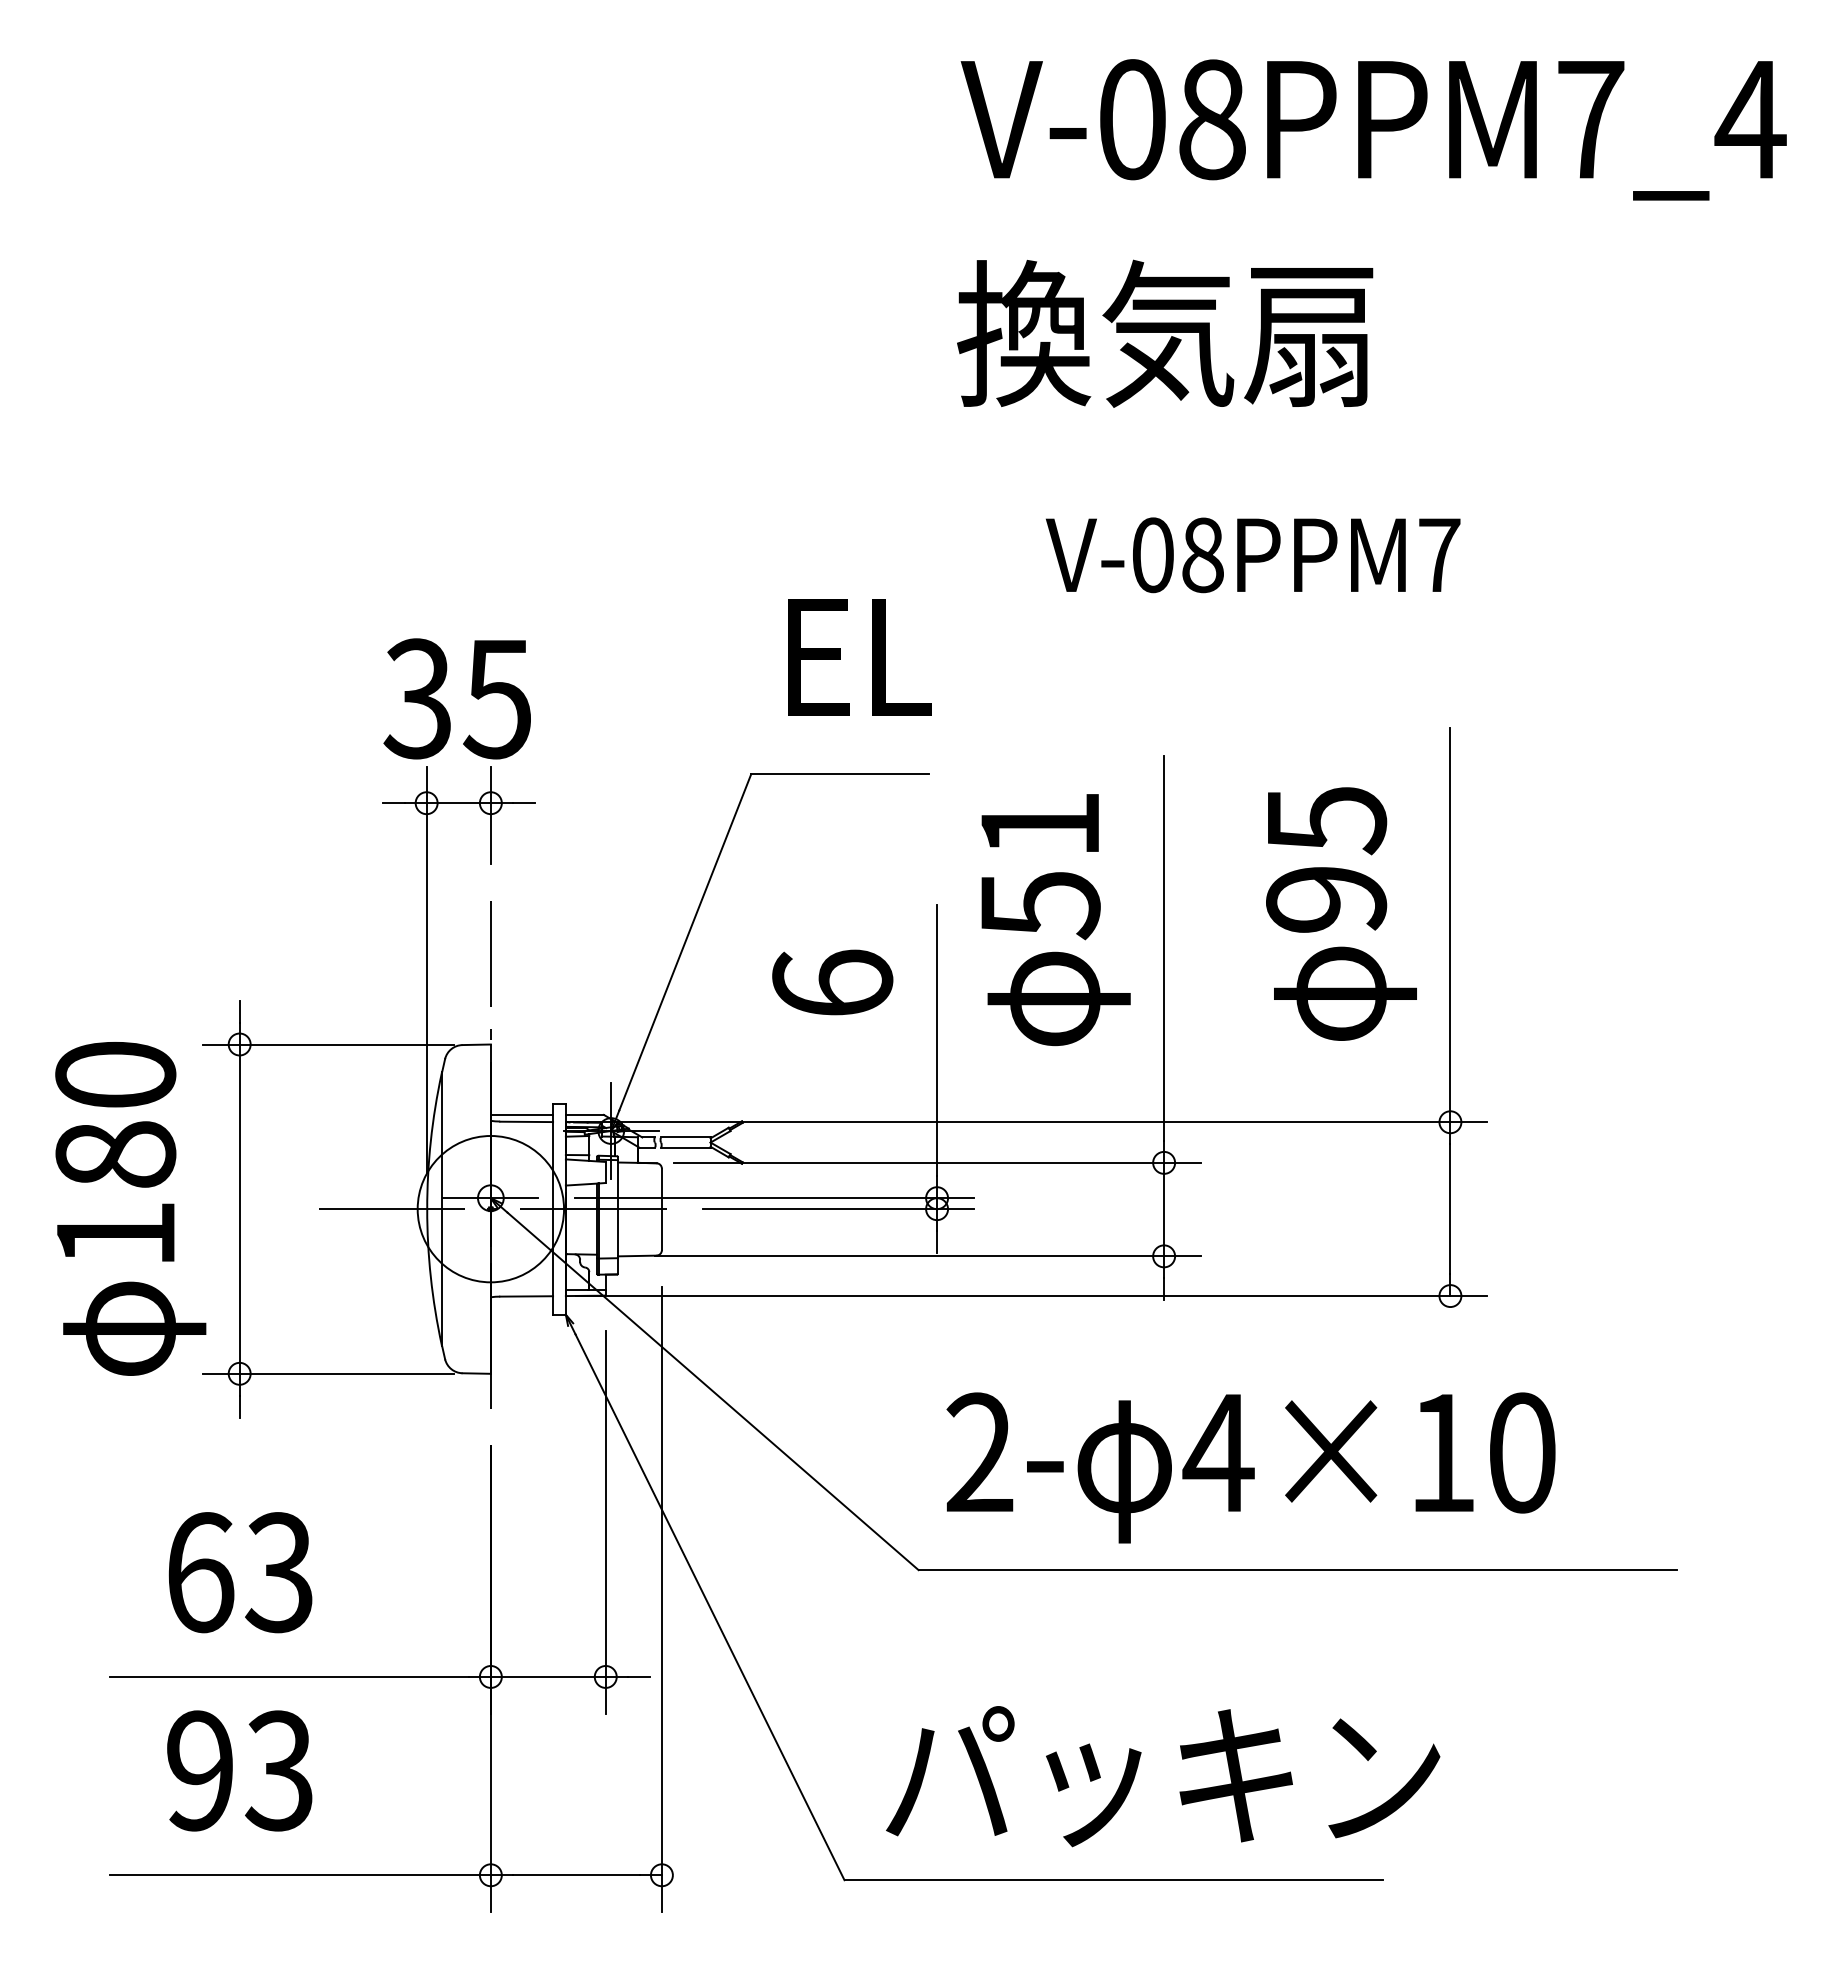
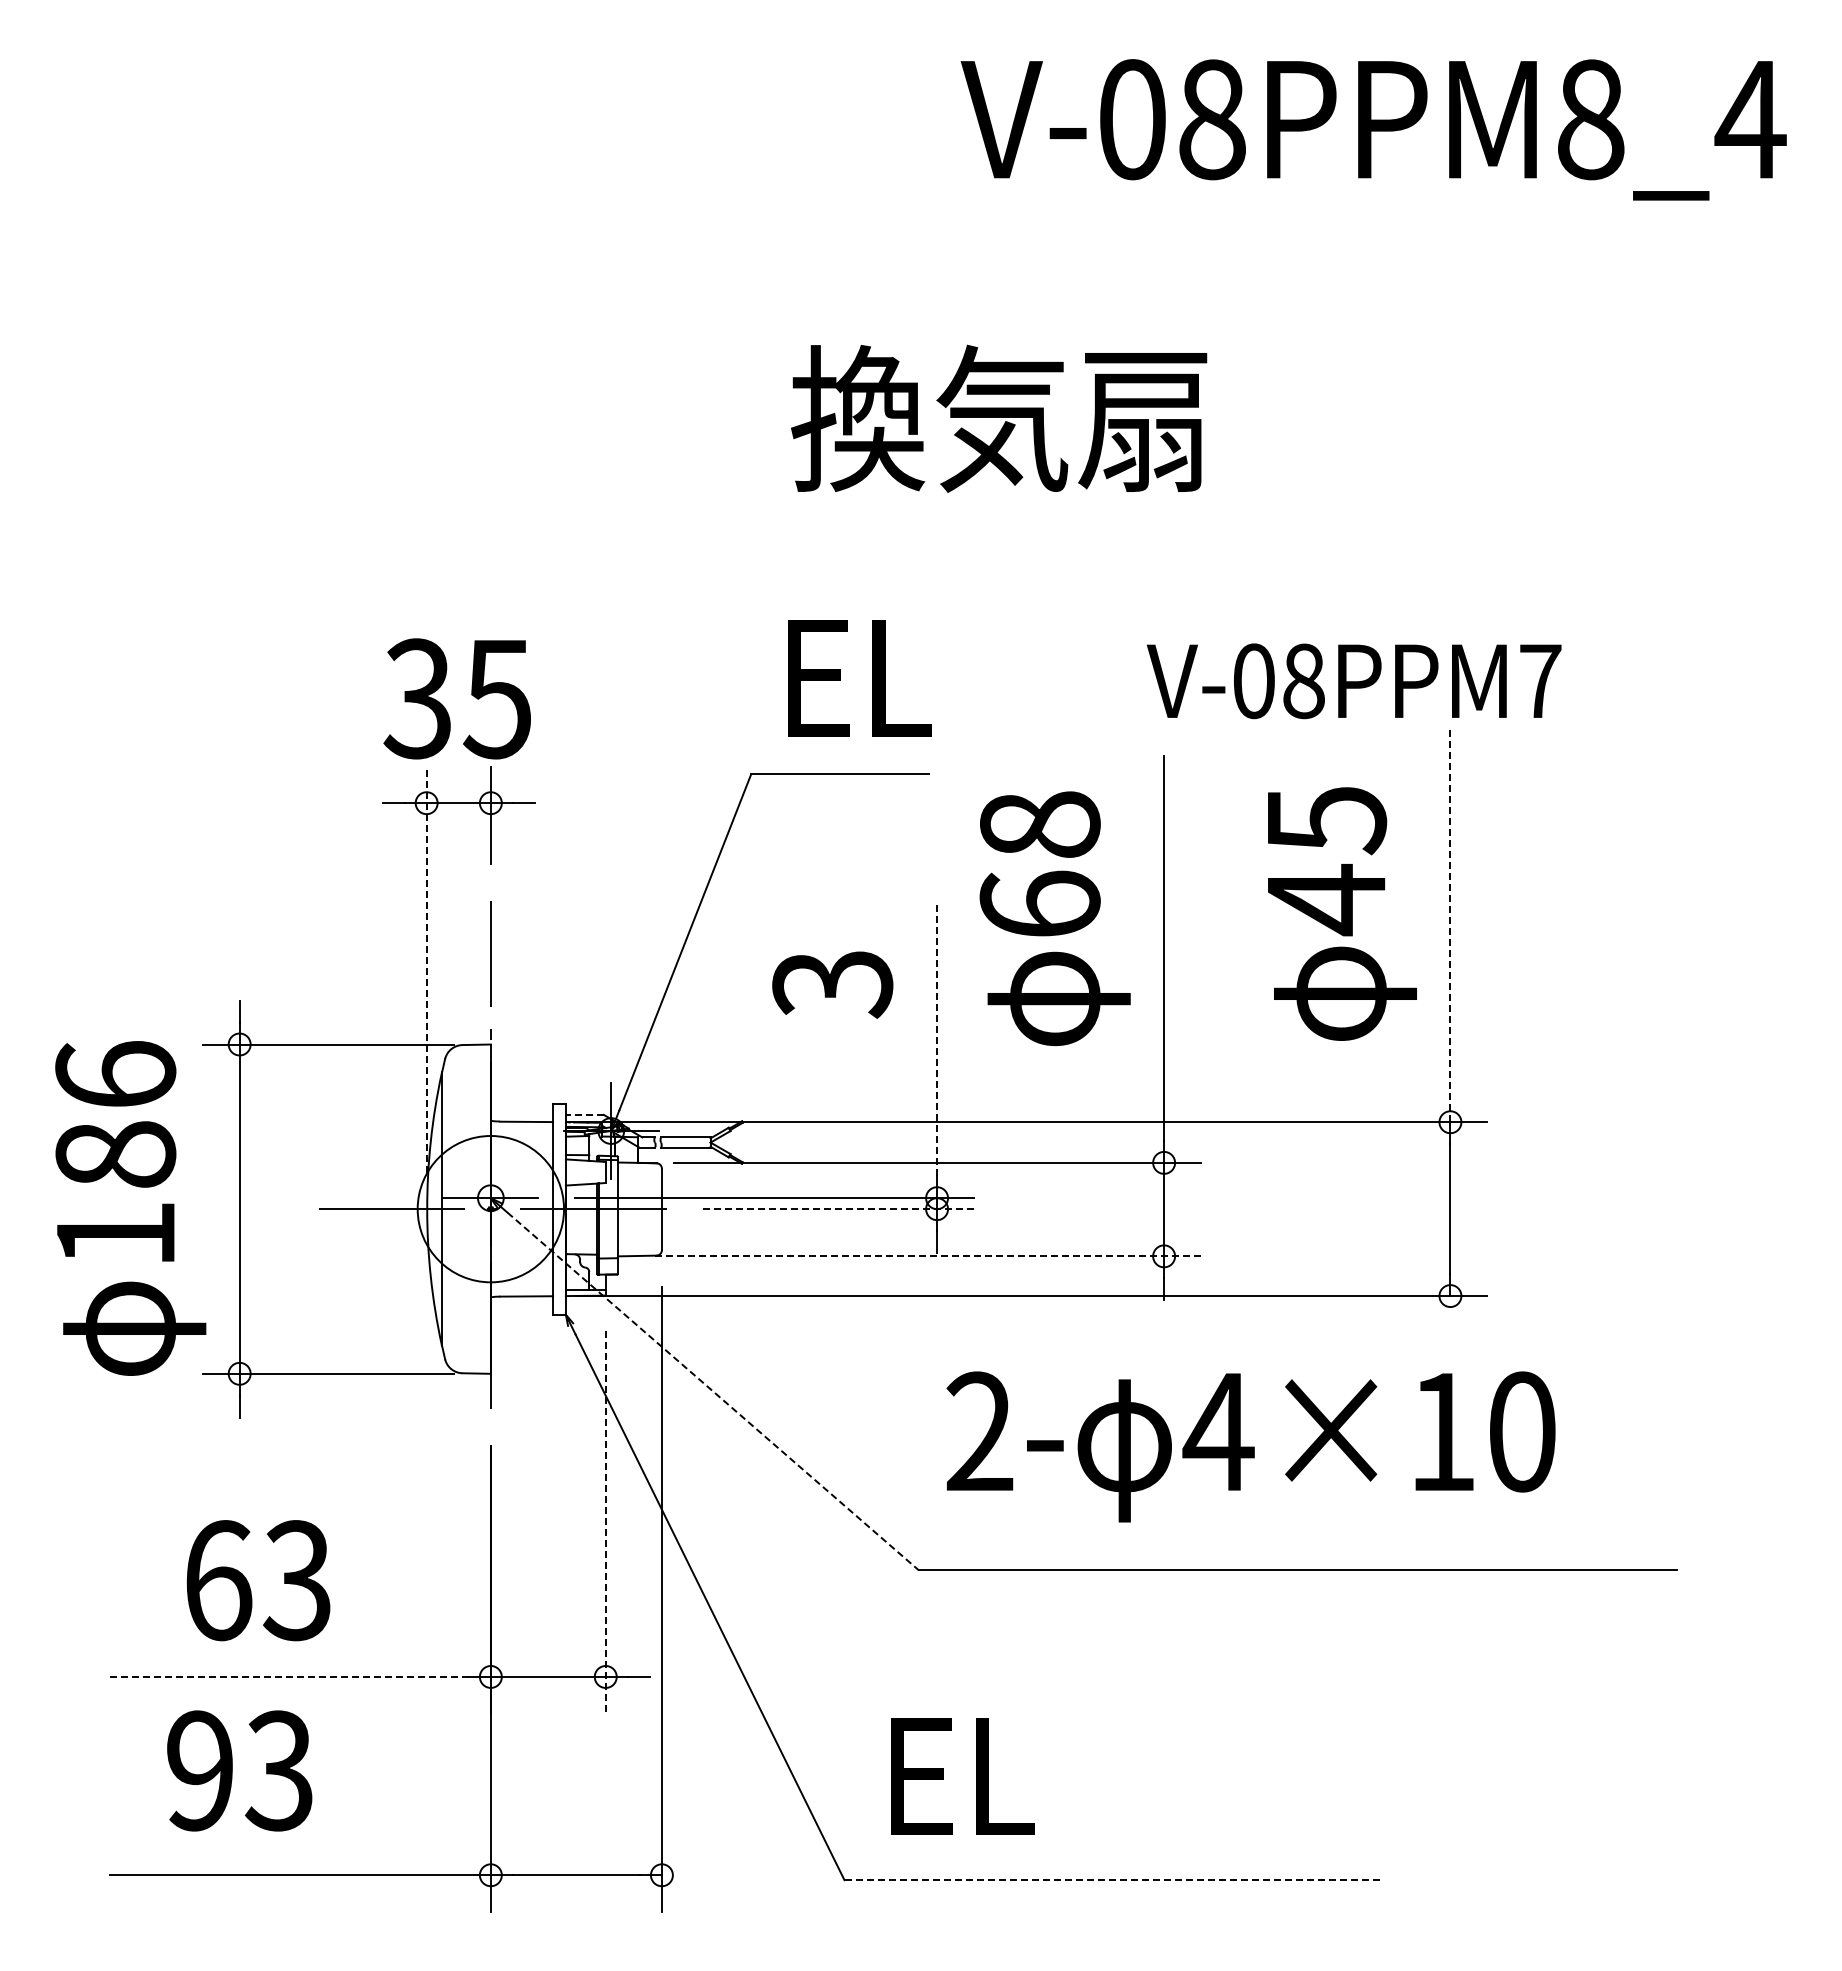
text: V-08PPM7_4 -> V-08PPM8_4 (1591, 119)
text position: (1165, 333) -> (999, 418) (999, 418)
text position: (1253, 555) -> (1354, 681) (1354, 681)
text position: (859, 657) -> (859, 678) (859, 678)
text: 51 -> 68 (1039, 865)
text: 95 -> 45 (1326, 899)
line: solid -> dashed (1450, 924)
line: solid -> dashed (426, 969)
text: 6 -> 3 (832, 983)
line: solid -> dashed (937, 1040)
text: 180 -> 186 (115, 1074)
line: present -> none (521, 1114)
line: solid -> dashed (584, 1114)
line: solid -> dashed (838, 1209)
line: solid -> dashed (928, 1256)
line: solid -> dashed (713, 1391)
text position: (1250, 1467) -> (1250, 1446) (1250, 1446)
line: solid -> dashed (605, 1522)
text position: (240, 1572) -> (258, 1580) (258, 1580)
line: solid -> dashed (289, 1676)
text: パッキン -> EL (1163, 1776)
line: solid -> dashed (1114, 1880)
